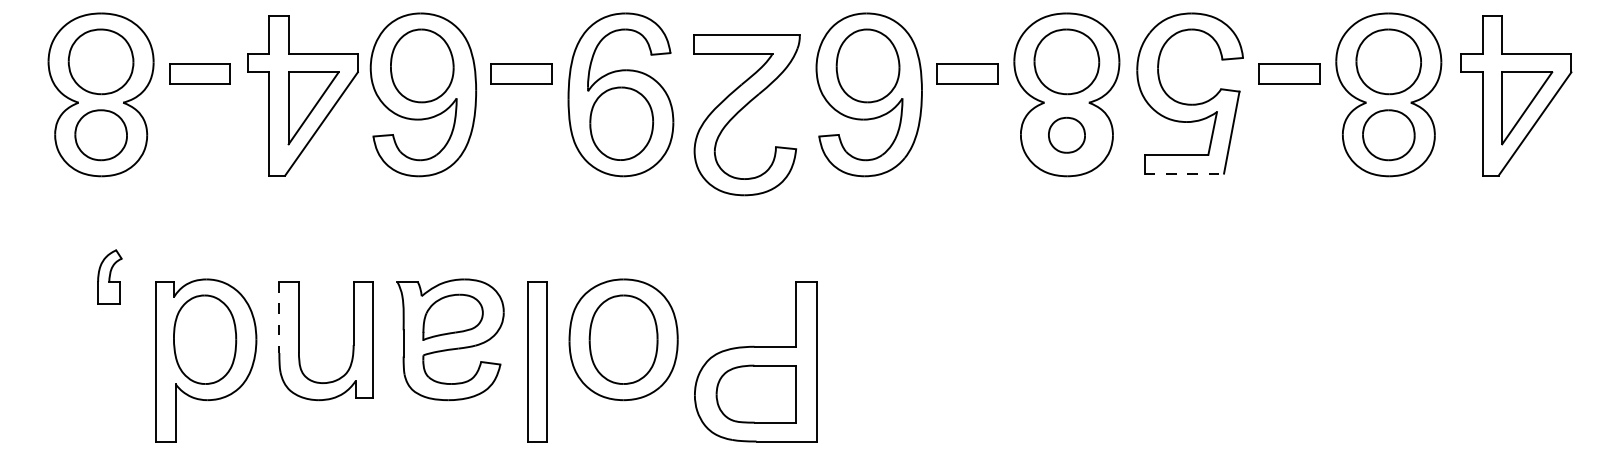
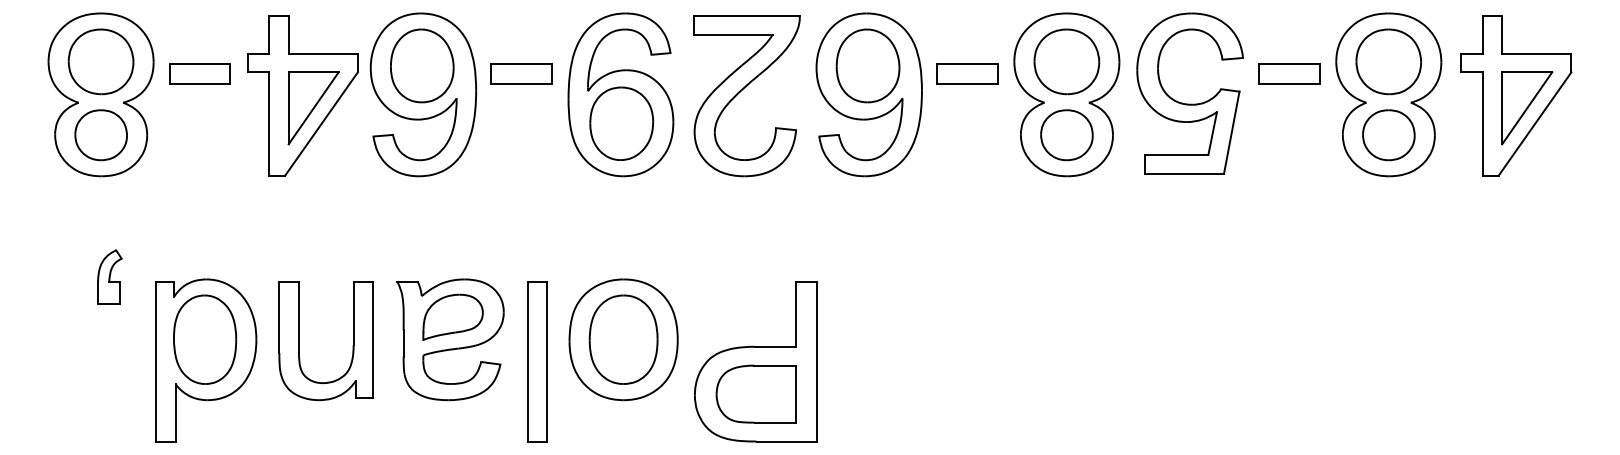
part position: (741, 110) -> (741, 91) (741, 91)
part size: 38x37 px -> 54x53 px (1066, 135)
line: dashed -> solid (1184, 173)
line: dashed -> solid (279, 318)
